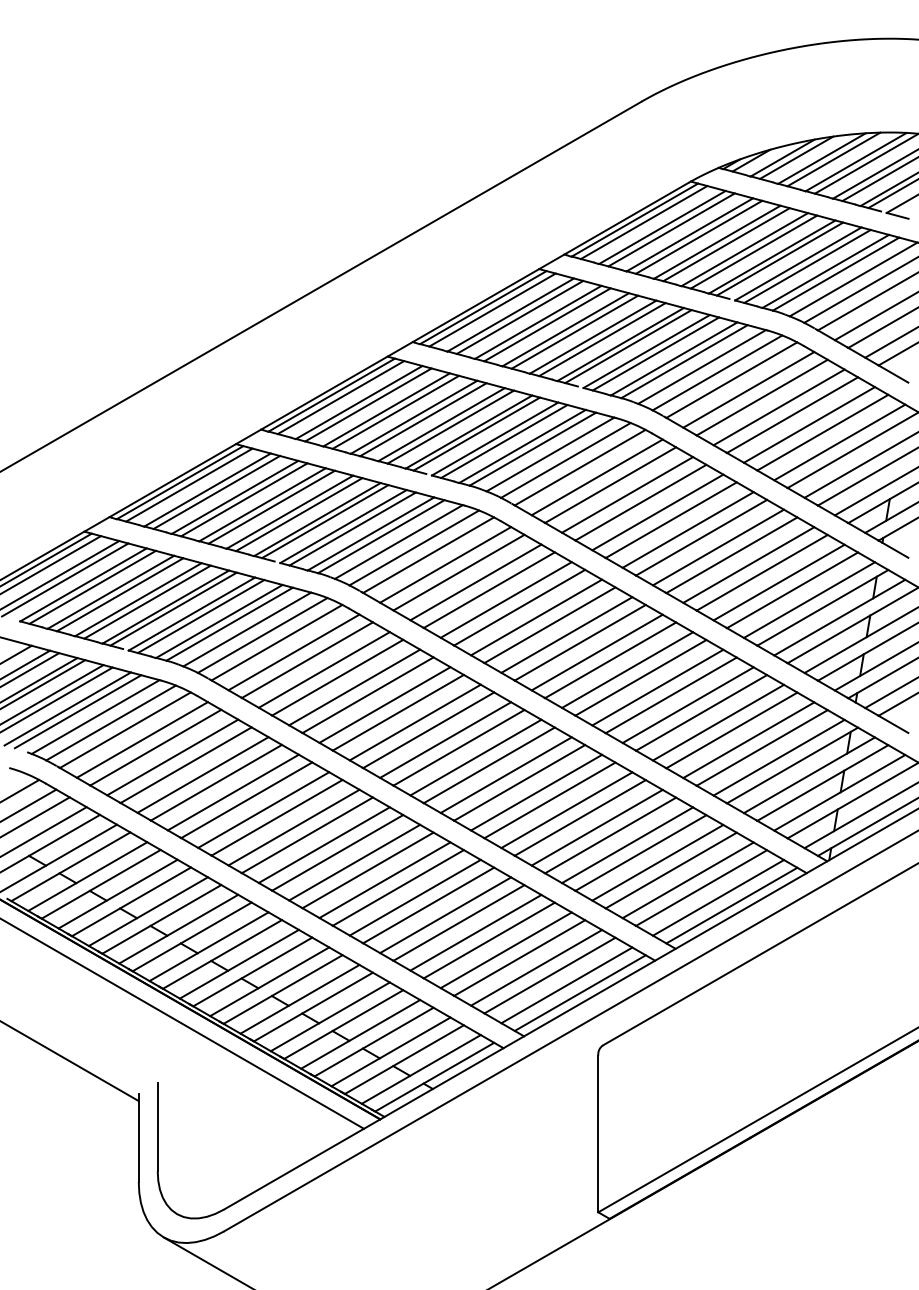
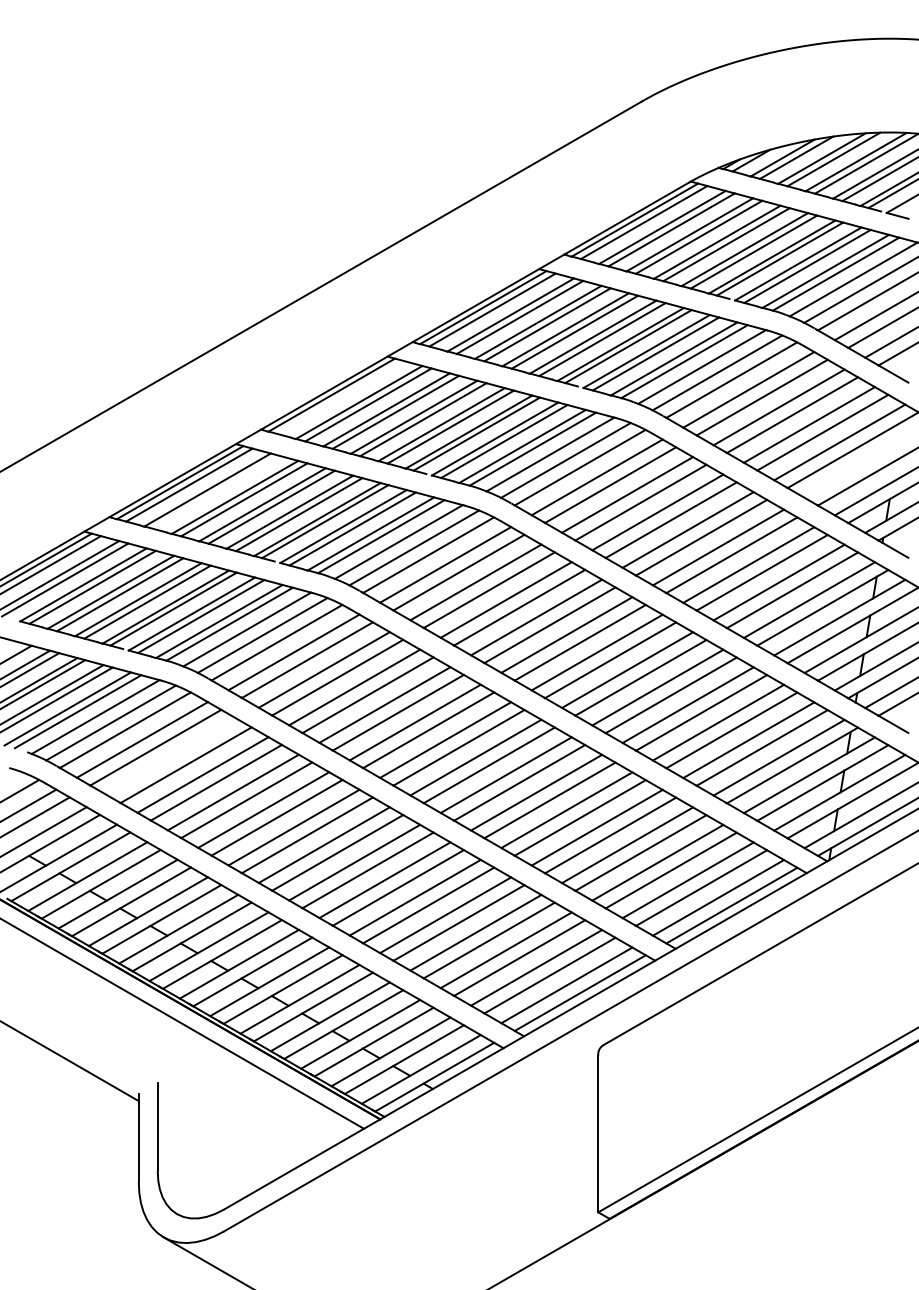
line: present -> none (340, 397)
line: present -> none (859, 465)
line: present -> none (216, 491)
line: present -> none (172, 757)
